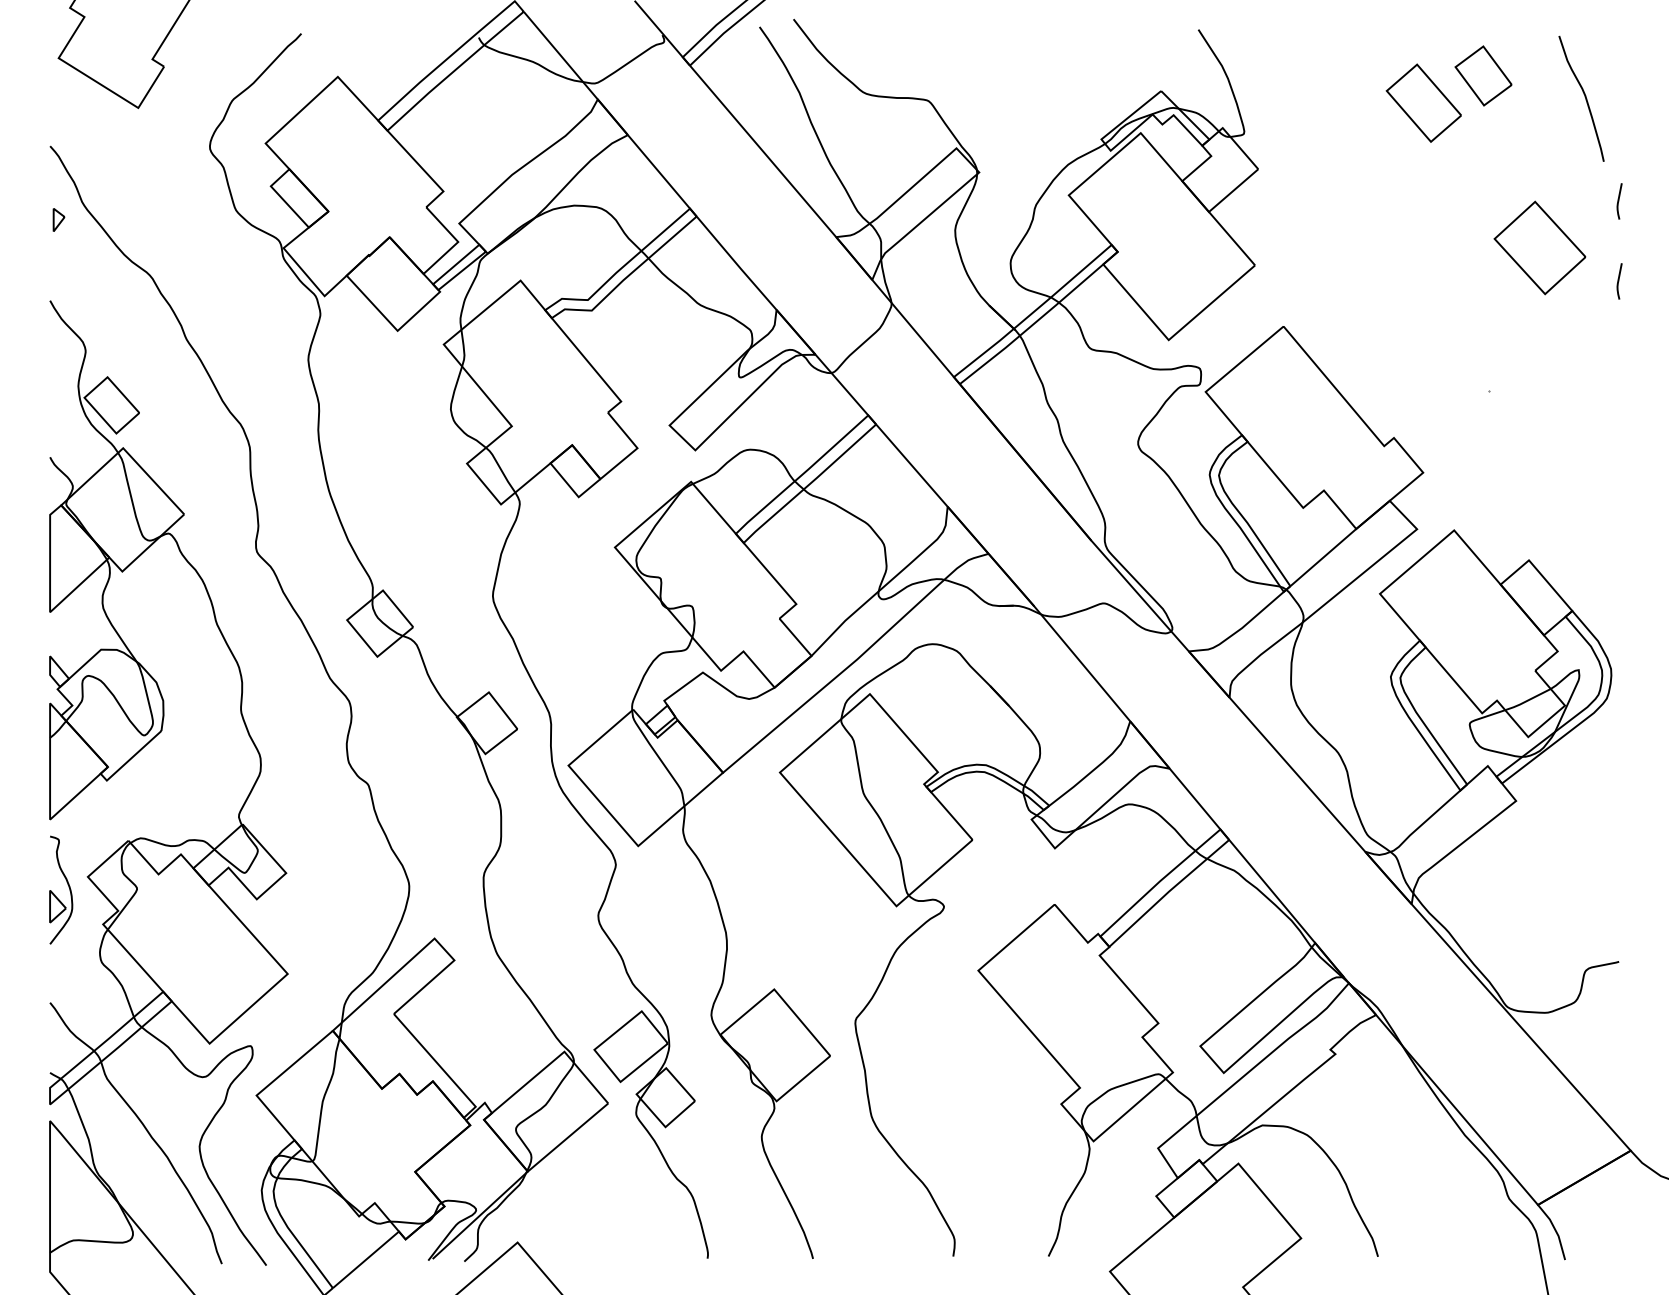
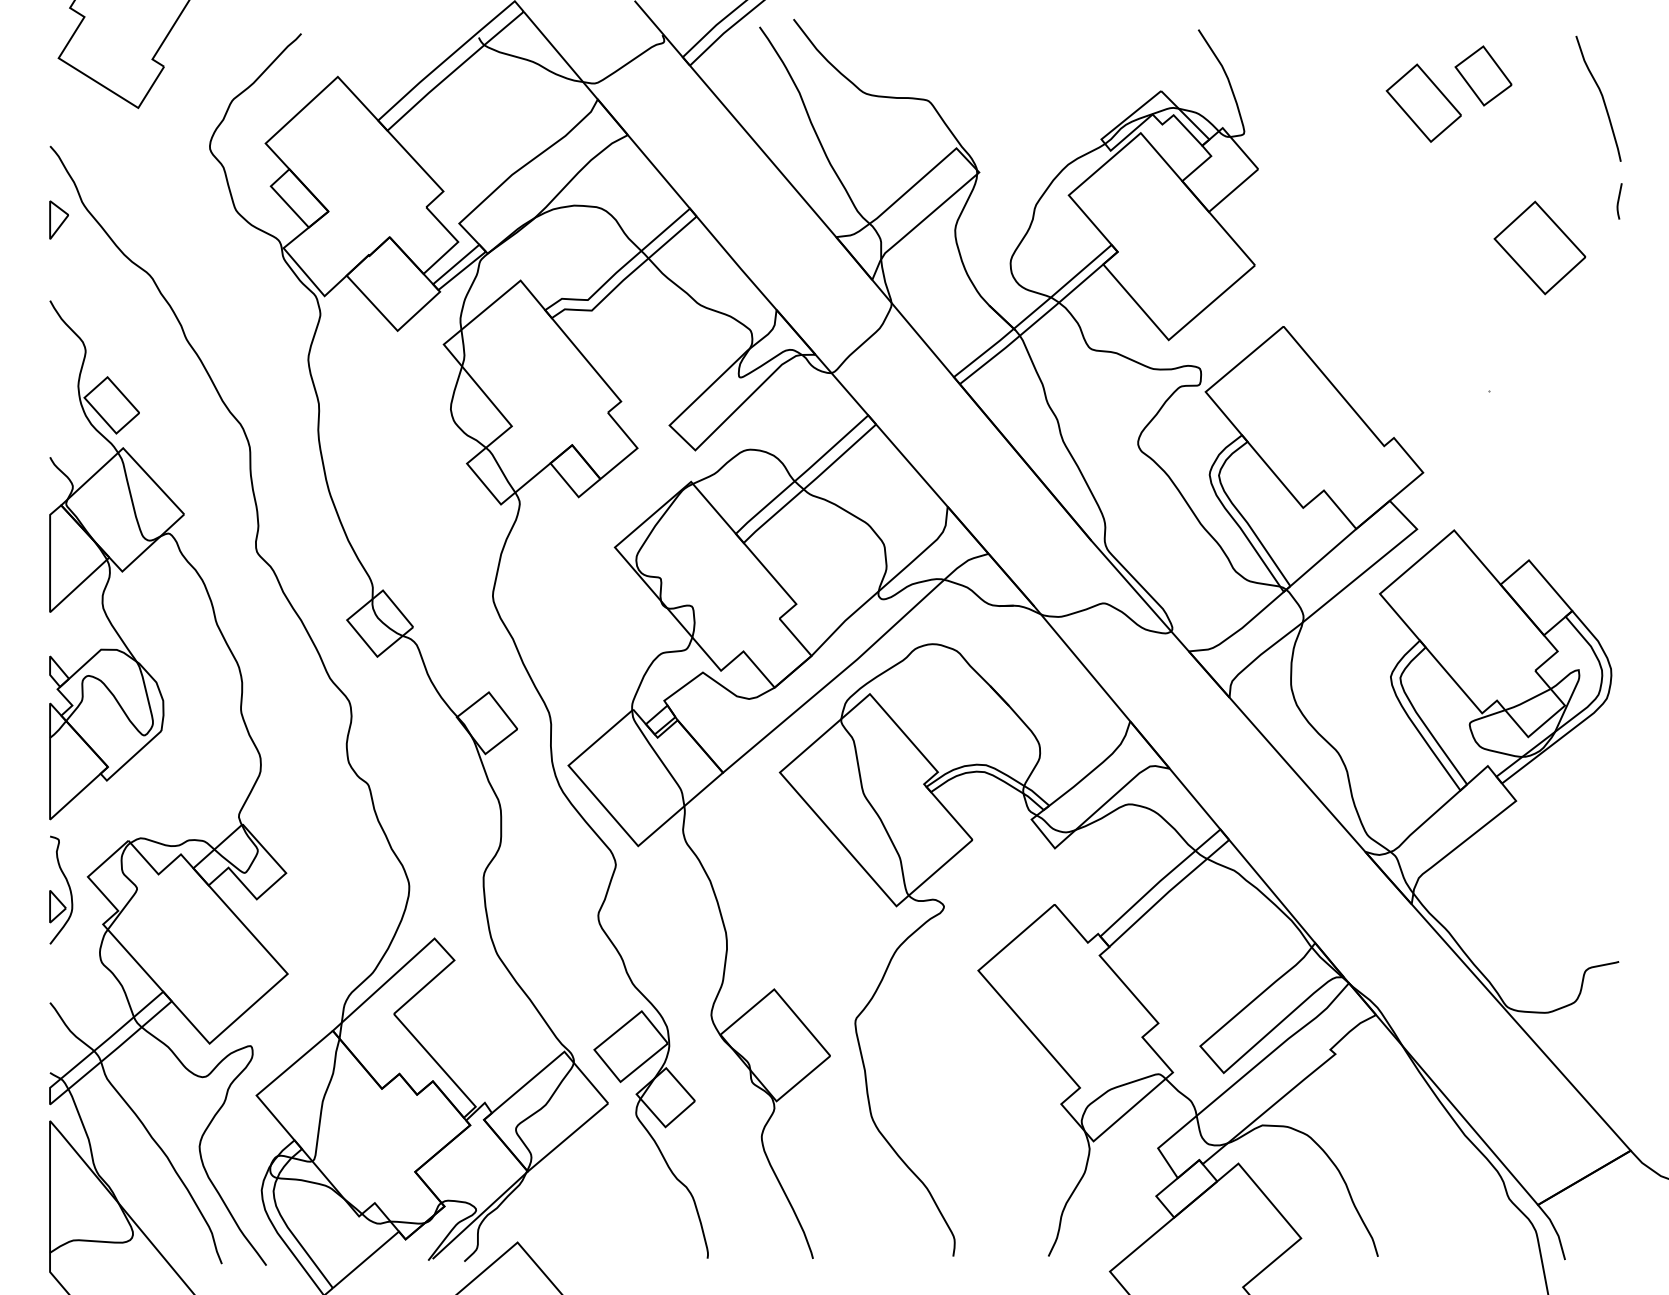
curve position: (1584, 97) -> (1601, 97) (1601, 97)
part size: 14x24 px -> 20x40 px (58, 219)
curve: present -> none (1619, 281)
